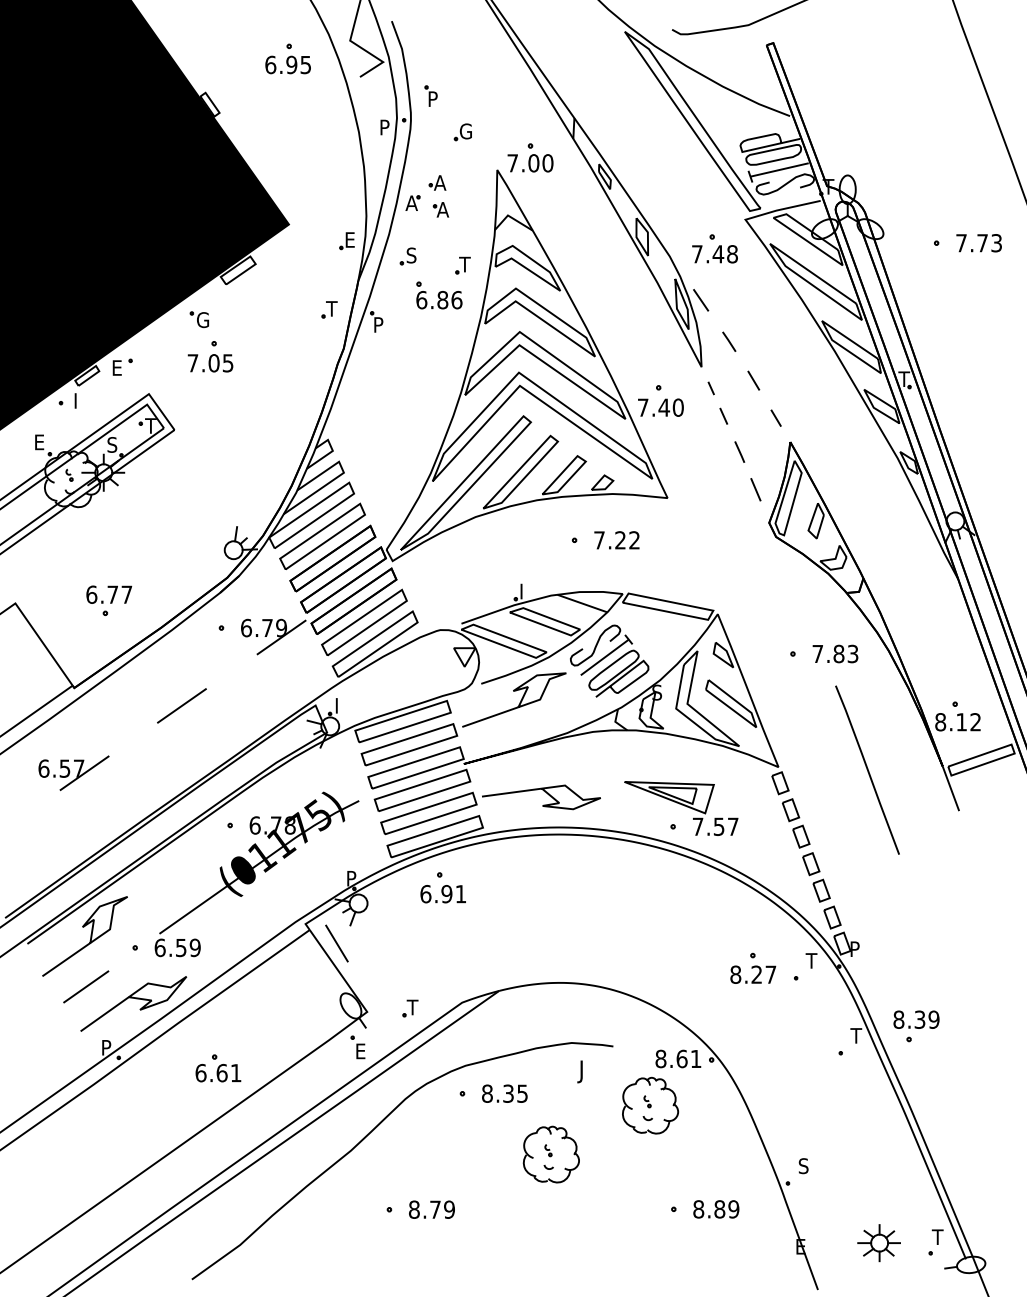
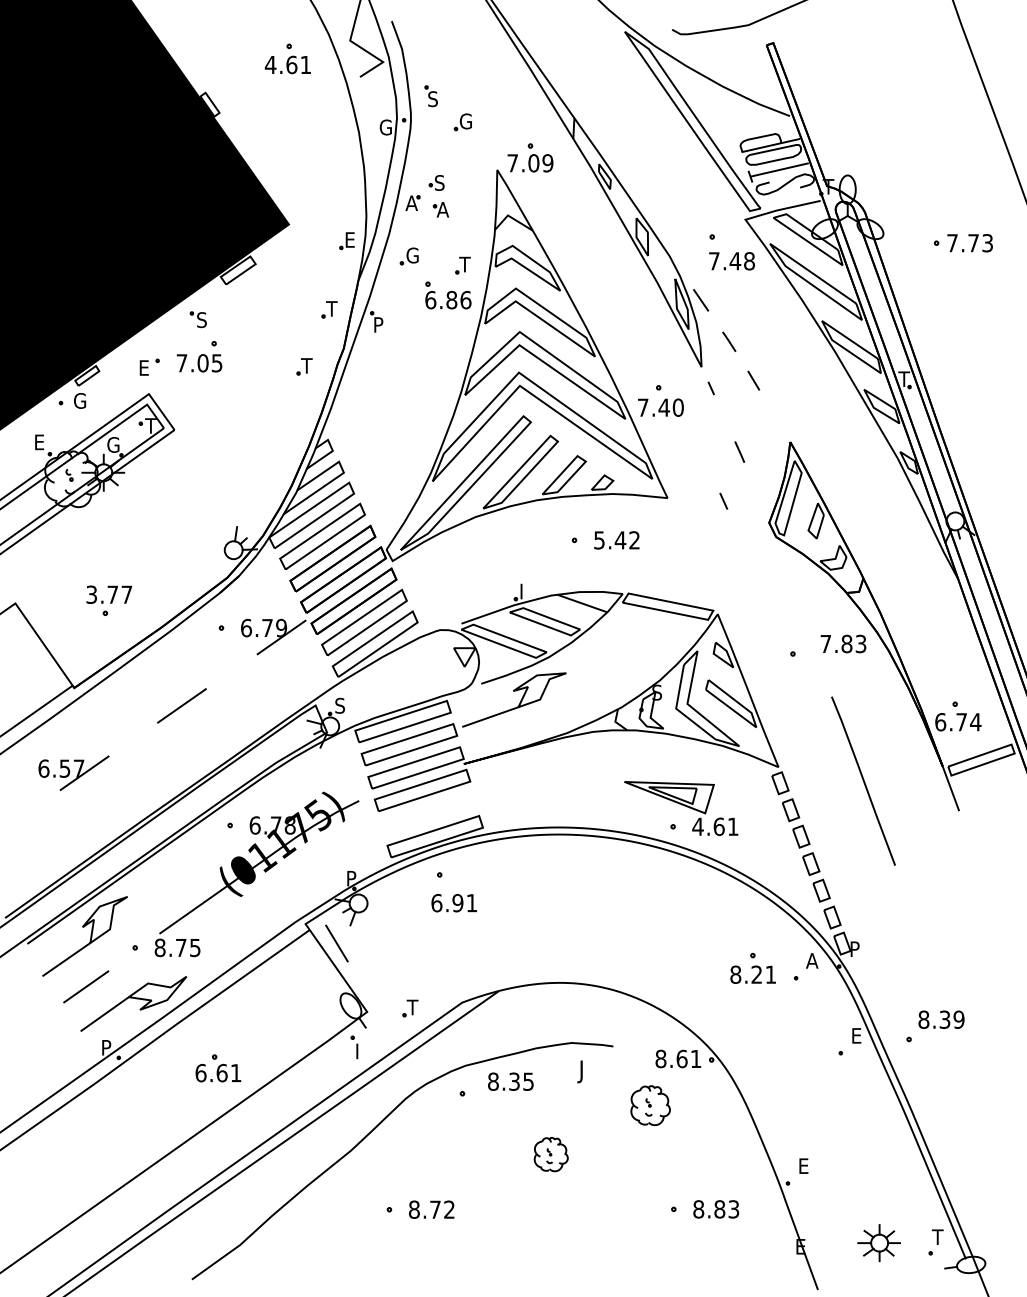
text: 6.95 -> 4.61 (287, 64)
text: P -> S (432, 99)
text: P -> G (385, 127)
part position: (462, 132) -> (462, 122) (462, 122)
text: 7.00 -> 7.09 (547, 163)
text: A -> S (440, 182)
text position: (978, 243) -> (969, 243) (969, 243)
text position: (714, 254) -> (731, 261) (731, 261)
text: S -> G (412, 255)
part position: (439, 295) -> (448, 295) (448, 295)
text: G -> S (203, 320)
text position: (210, 363) -> (199, 363) (199, 363)
part position: (122, 366) -> (149, 366) (149, 366)
part: none -> present (304, 366)
text: I -> G (80, 400)
line position: (723, 415) -> (723, 500) (723, 500)
line: present -> none (775, 417)
text: S -> G (113, 444)
line: present -> none (755, 489)
text: 7.22 -> 5.42 (610, 540)
text: 6.77 -> 3.77 (91, 594)
text position: (835, 653) -> (843, 643) (843, 643)
part: present -> none (609, 660)
text: I -> S (339, 705)
text: 8.12 -> 6.74 (958, 722)
line position: (867, 769) -> (863, 780) (863, 780)
part: present -> none (490, 796)
text: 7.57 -> 4.61 (715, 826)
text position: (442, 894) -> (453, 903) (453, 903)
text: 6.59 -> 8.75 (177, 947)
text: T -> A (811, 960)
text: 8.27 -> 8.21 (770, 974)
text position: (916, 1019) -> (941, 1019) (941, 1019)
text: T -> E (856, 1035)
text: E -> I (361, 1051)
text position: (504, 1093) -> (510, 1081) (510, 1081)
part size: 58x59 px -> 41x42 px (650, 1105)
part size: 58x59 px -> 36x36 px (550, 1154)
text: S -> E (803, 1166)
text: 8.79 -> 8.72 (449, 1209)
text: 8.89 -> 8.83 (733, 1209)
